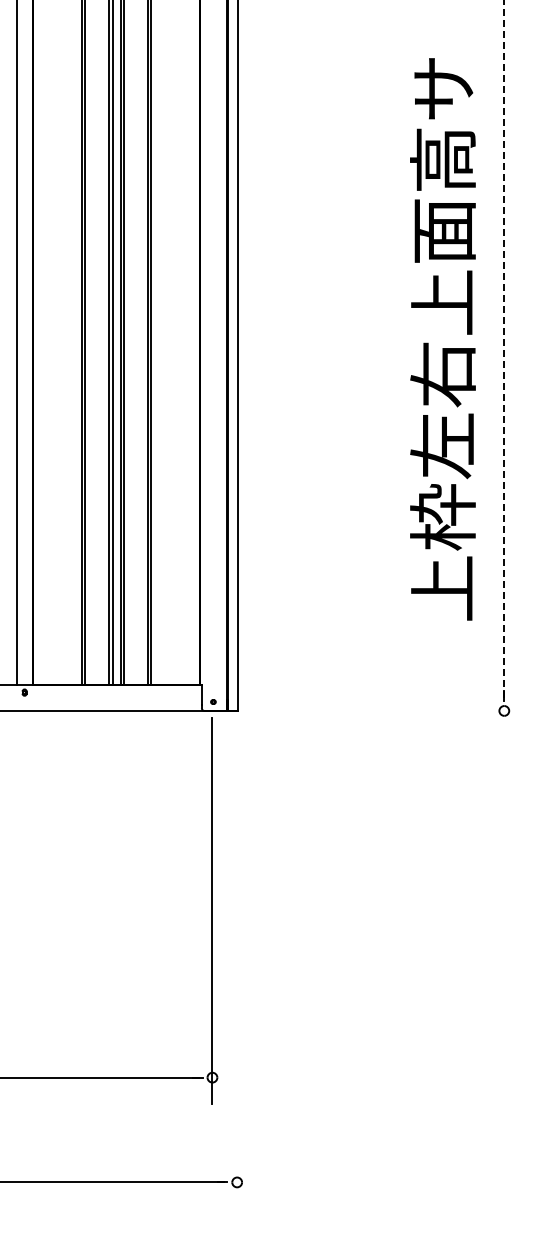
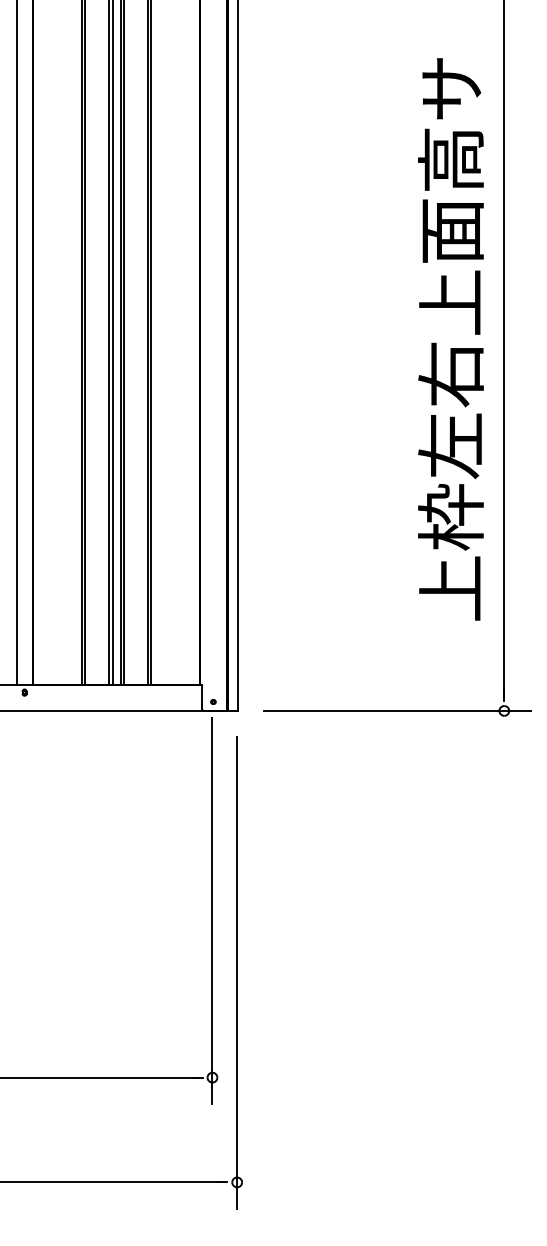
text position: (442, 339) -> (450, 339) (450, 339)
line: dashed -> solid (504, 348)
line: none -> present (396, 710)
line: none -> present (237, 972)
